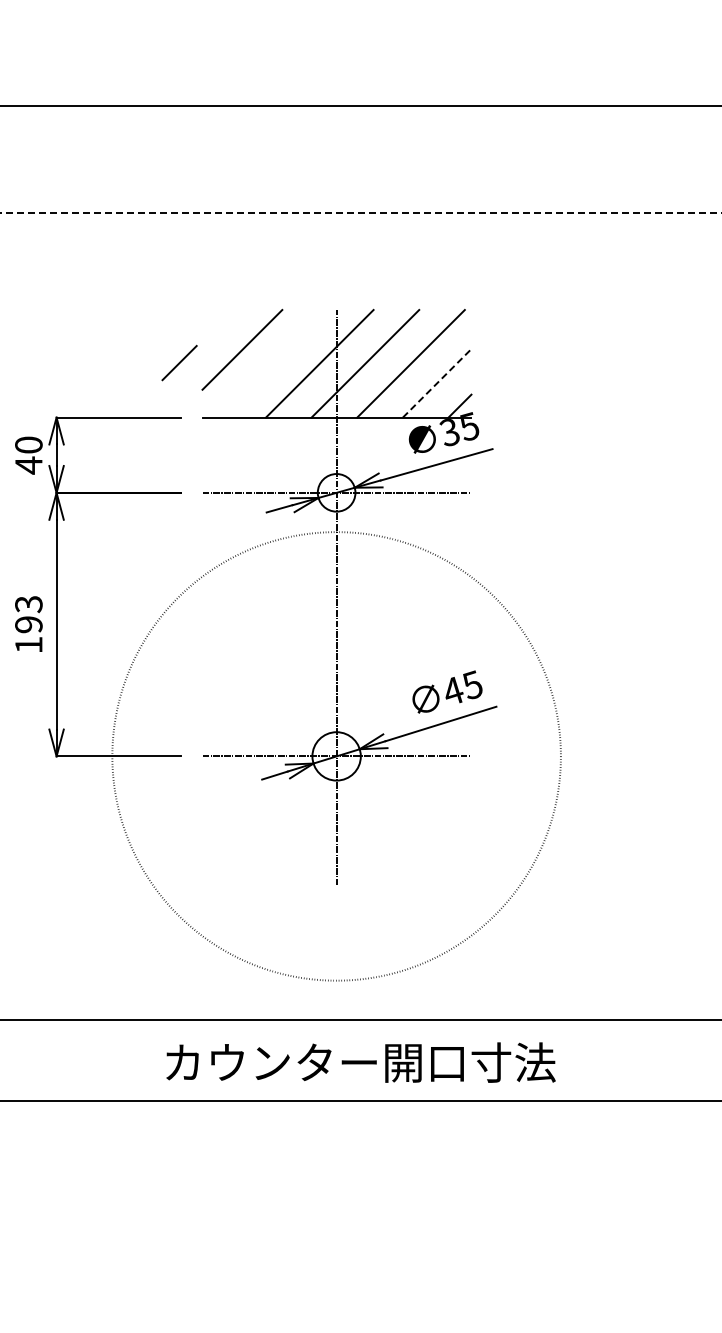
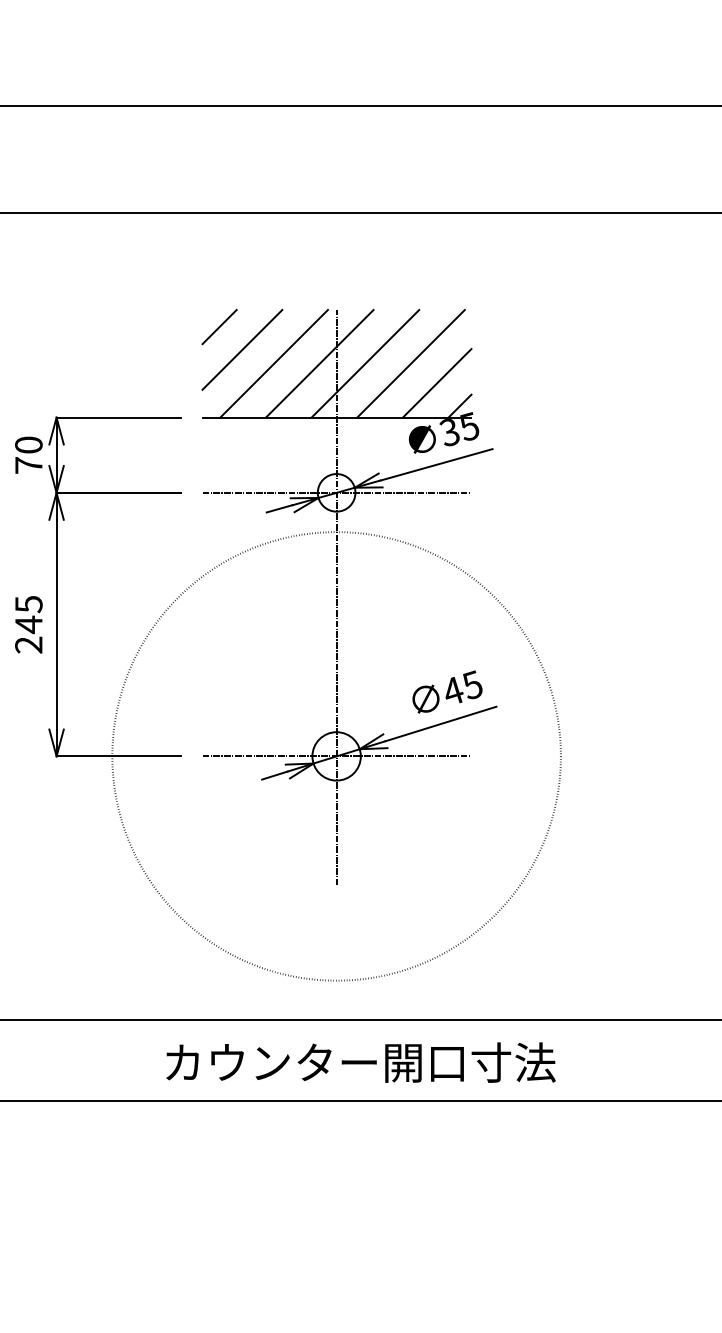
line: dashed -> solid (361, 213)
line position: (179, 362) -> (219, 326) (219, 326)
line: none -> present (273, 363)
line: dashed -> solid (437, 382)
text: 40 -> 70 (28, 465)
text: 193 -> 245 (28, 624)
